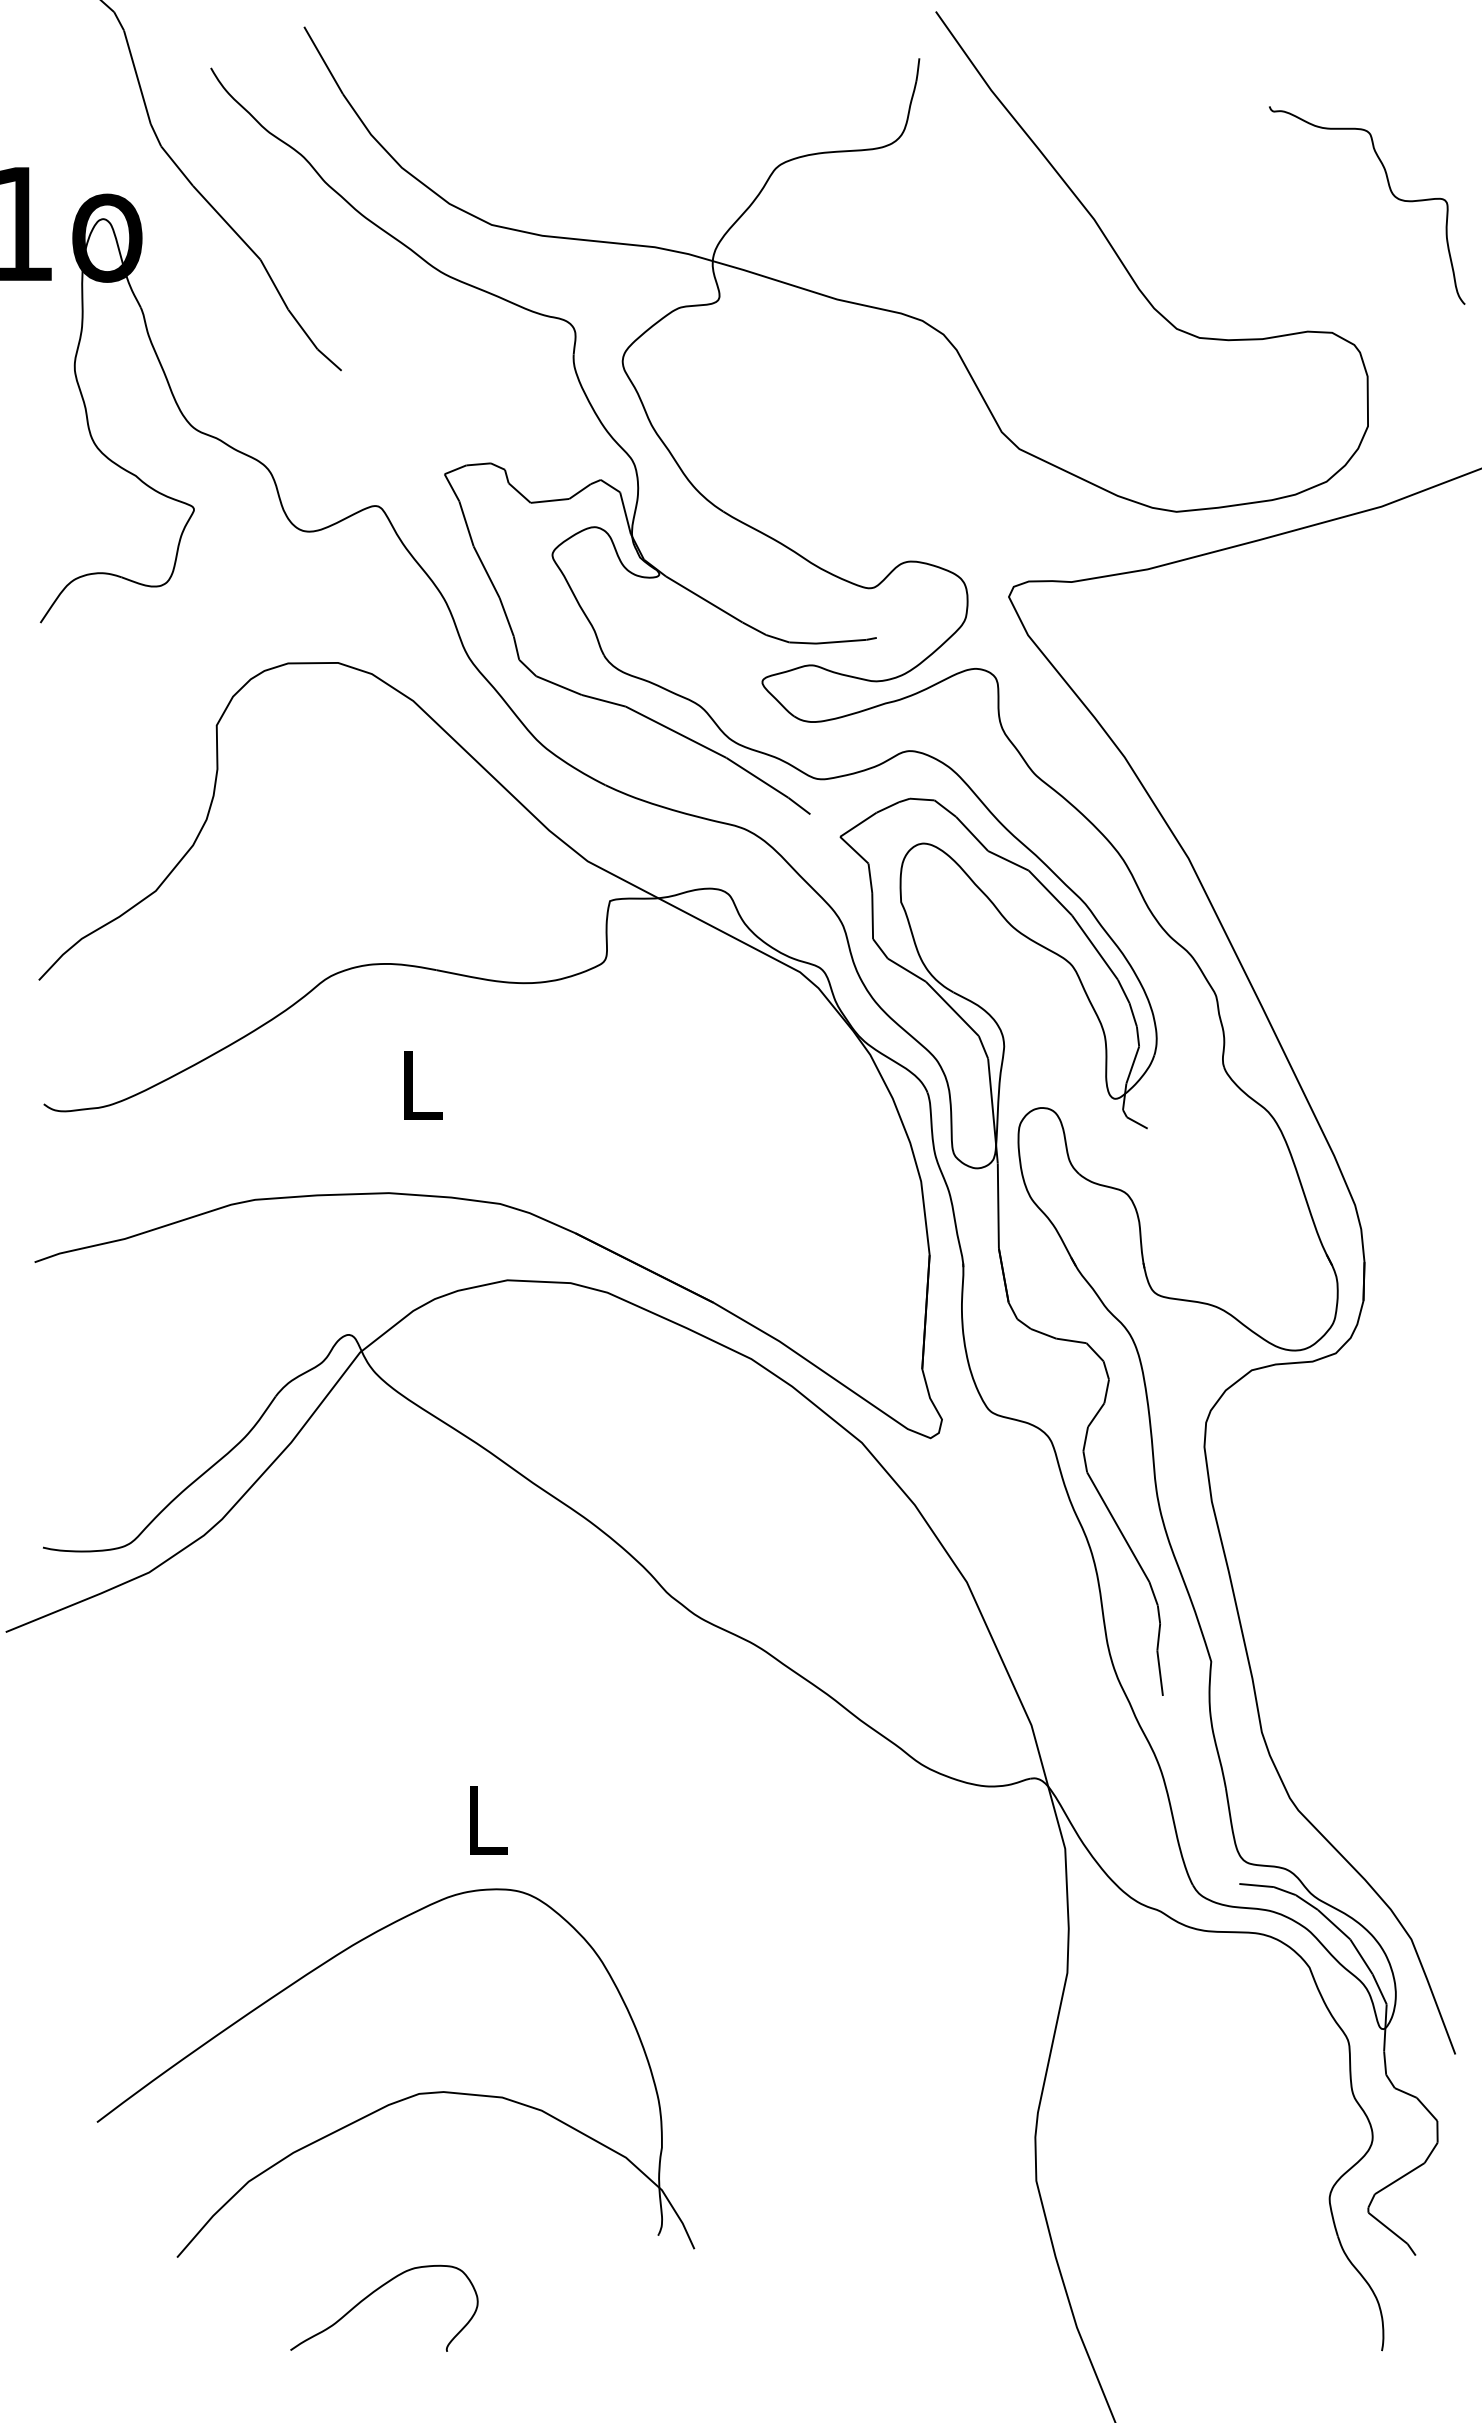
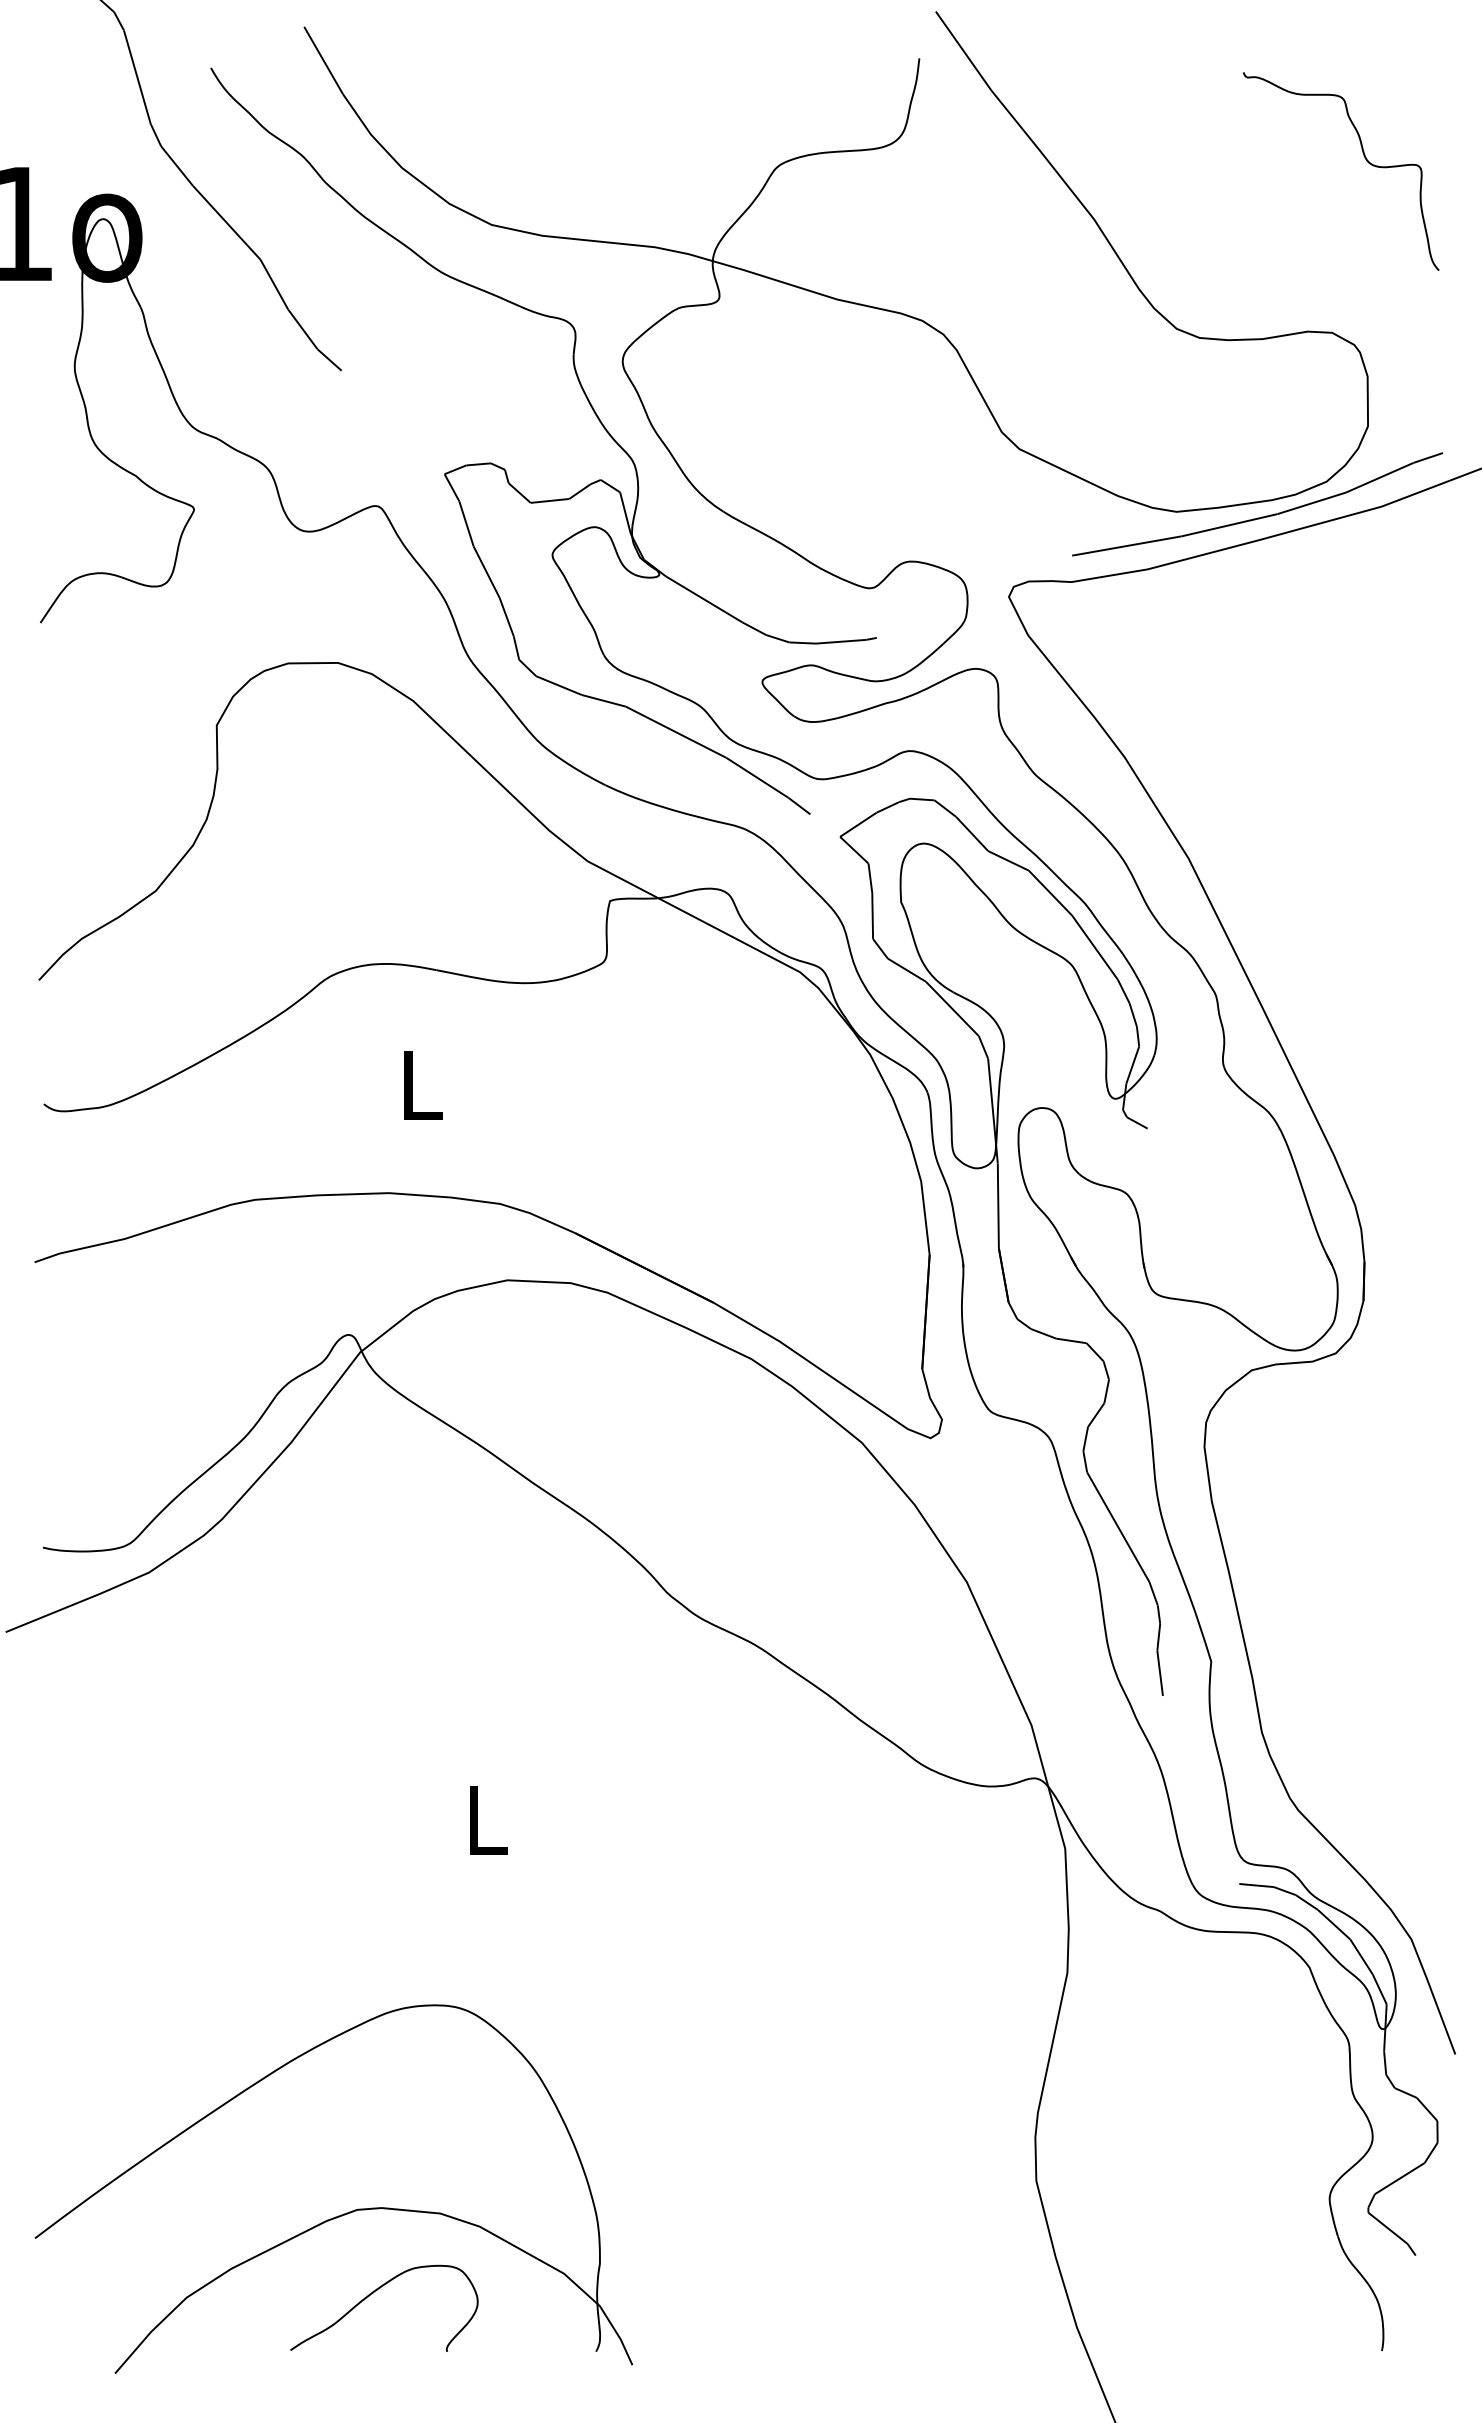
curve position: (1390, 192) -> (1364, 158) (1364, 158)
curve: none -> present (1261, 516)
part position: (405, 2097) -> (343, 2213) (343, 2213)
